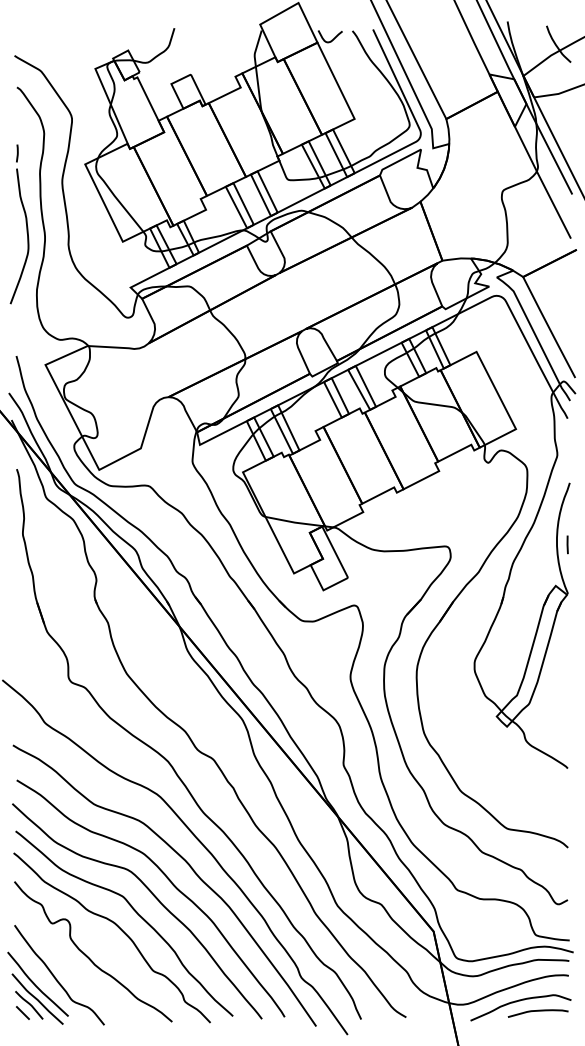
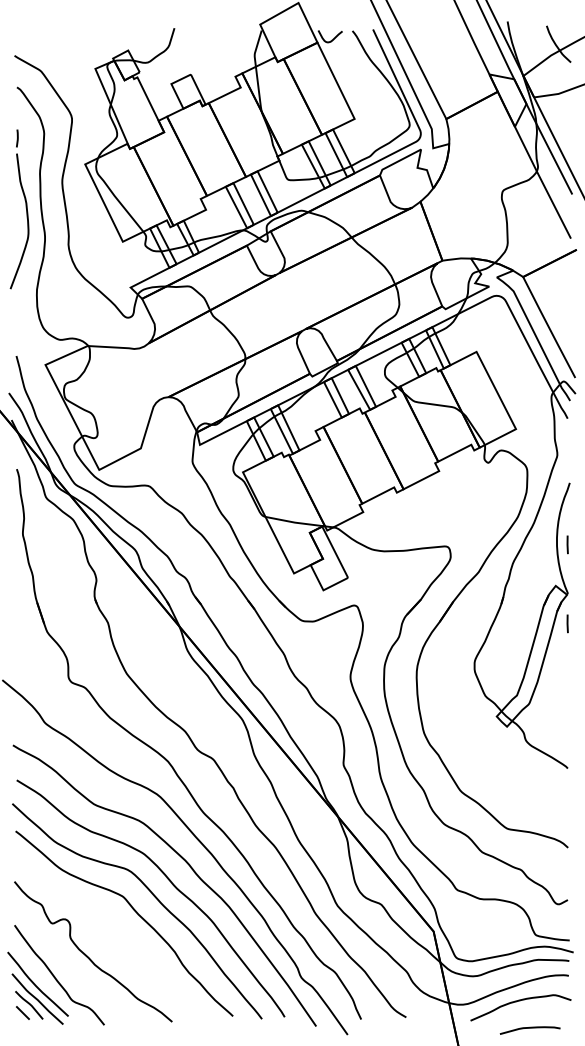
part position: (25, 222) -> (25, 207) (25, 207)
line: none -> present (567, 623)
curve: present -> none (119, 929)
curve position: (537, 1011) -> (529, 1028) (529, 1028)
